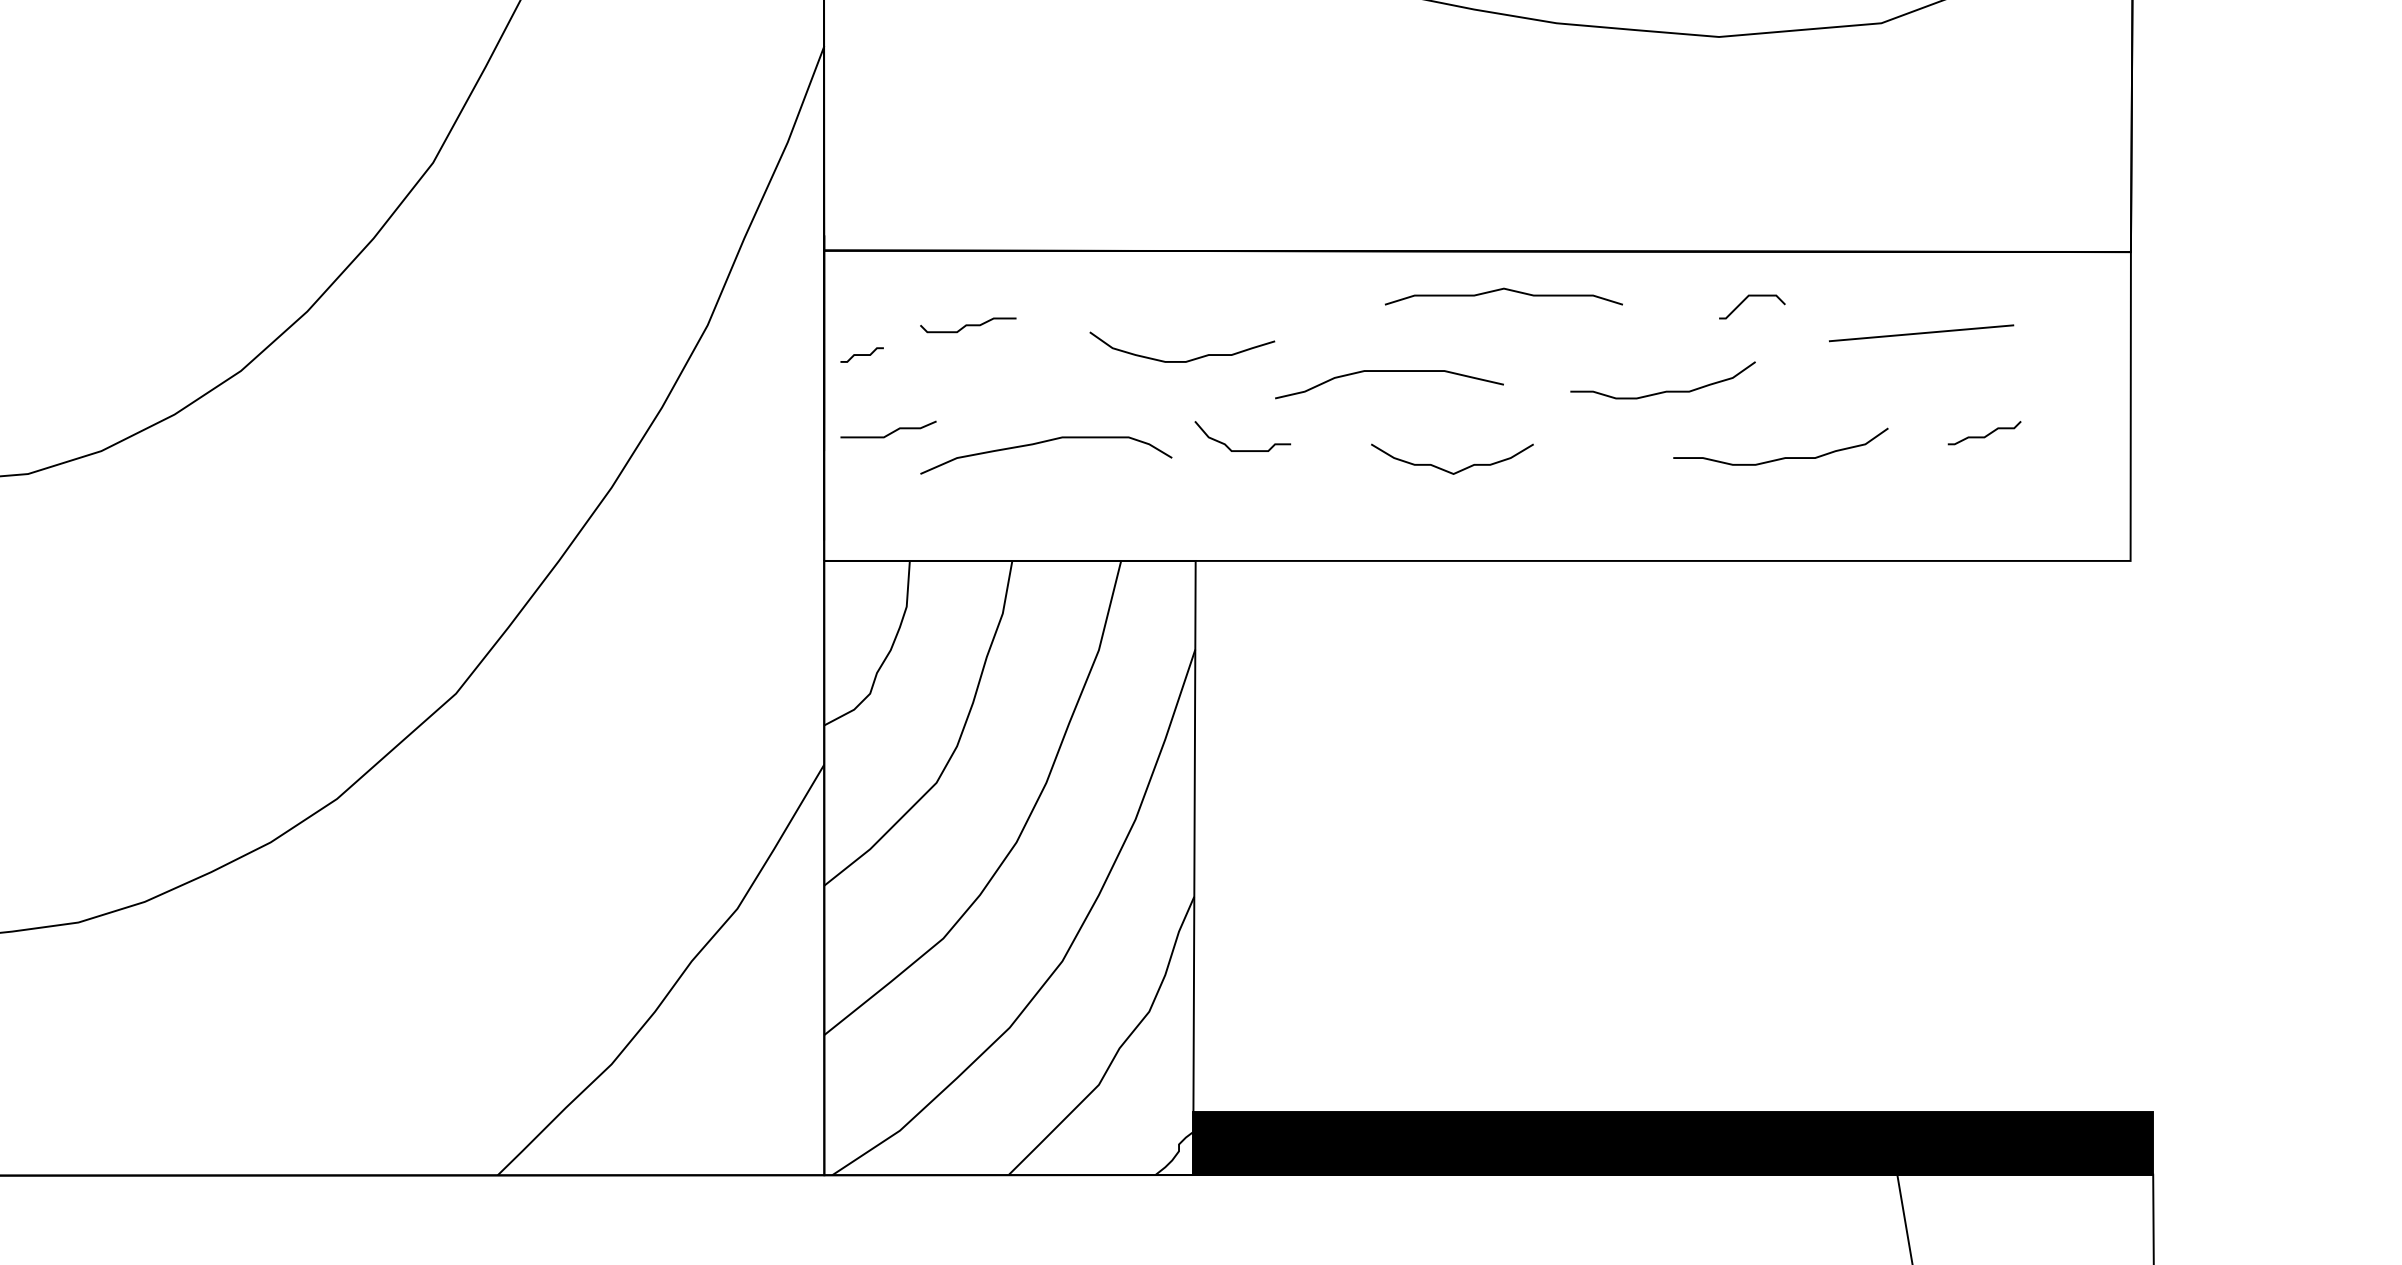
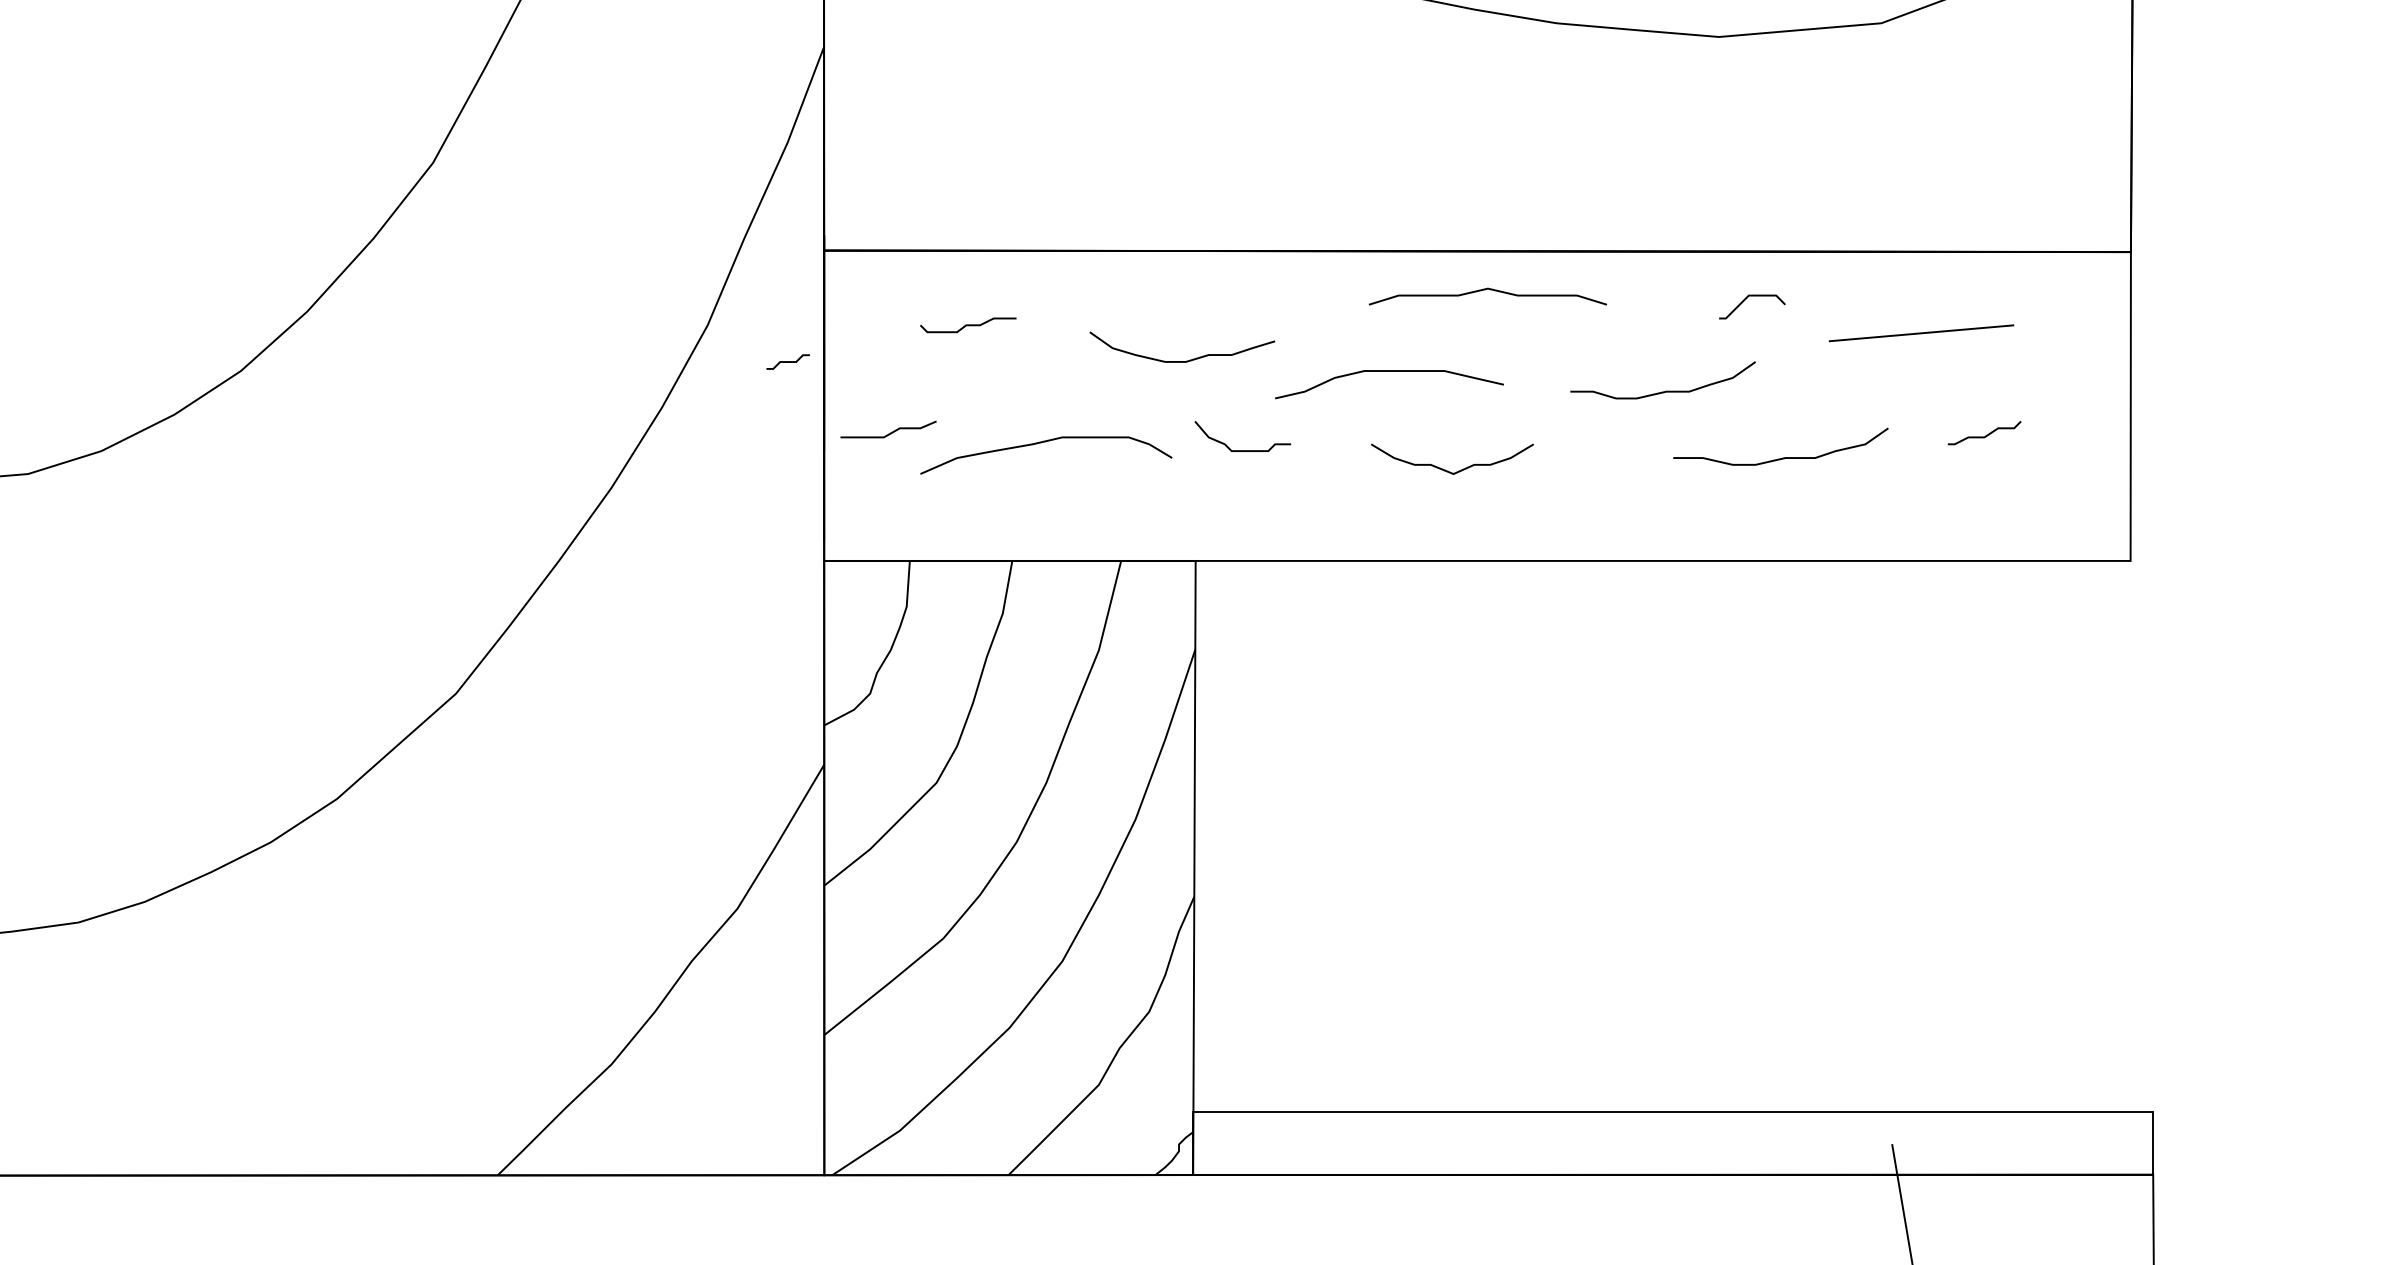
curve position: (1501, 290) -> (1485, 290) (1485, 290)
curve position: (861, 354) -> (787, 361) (787, 361)
fill: present -> none (1673, 1143)
